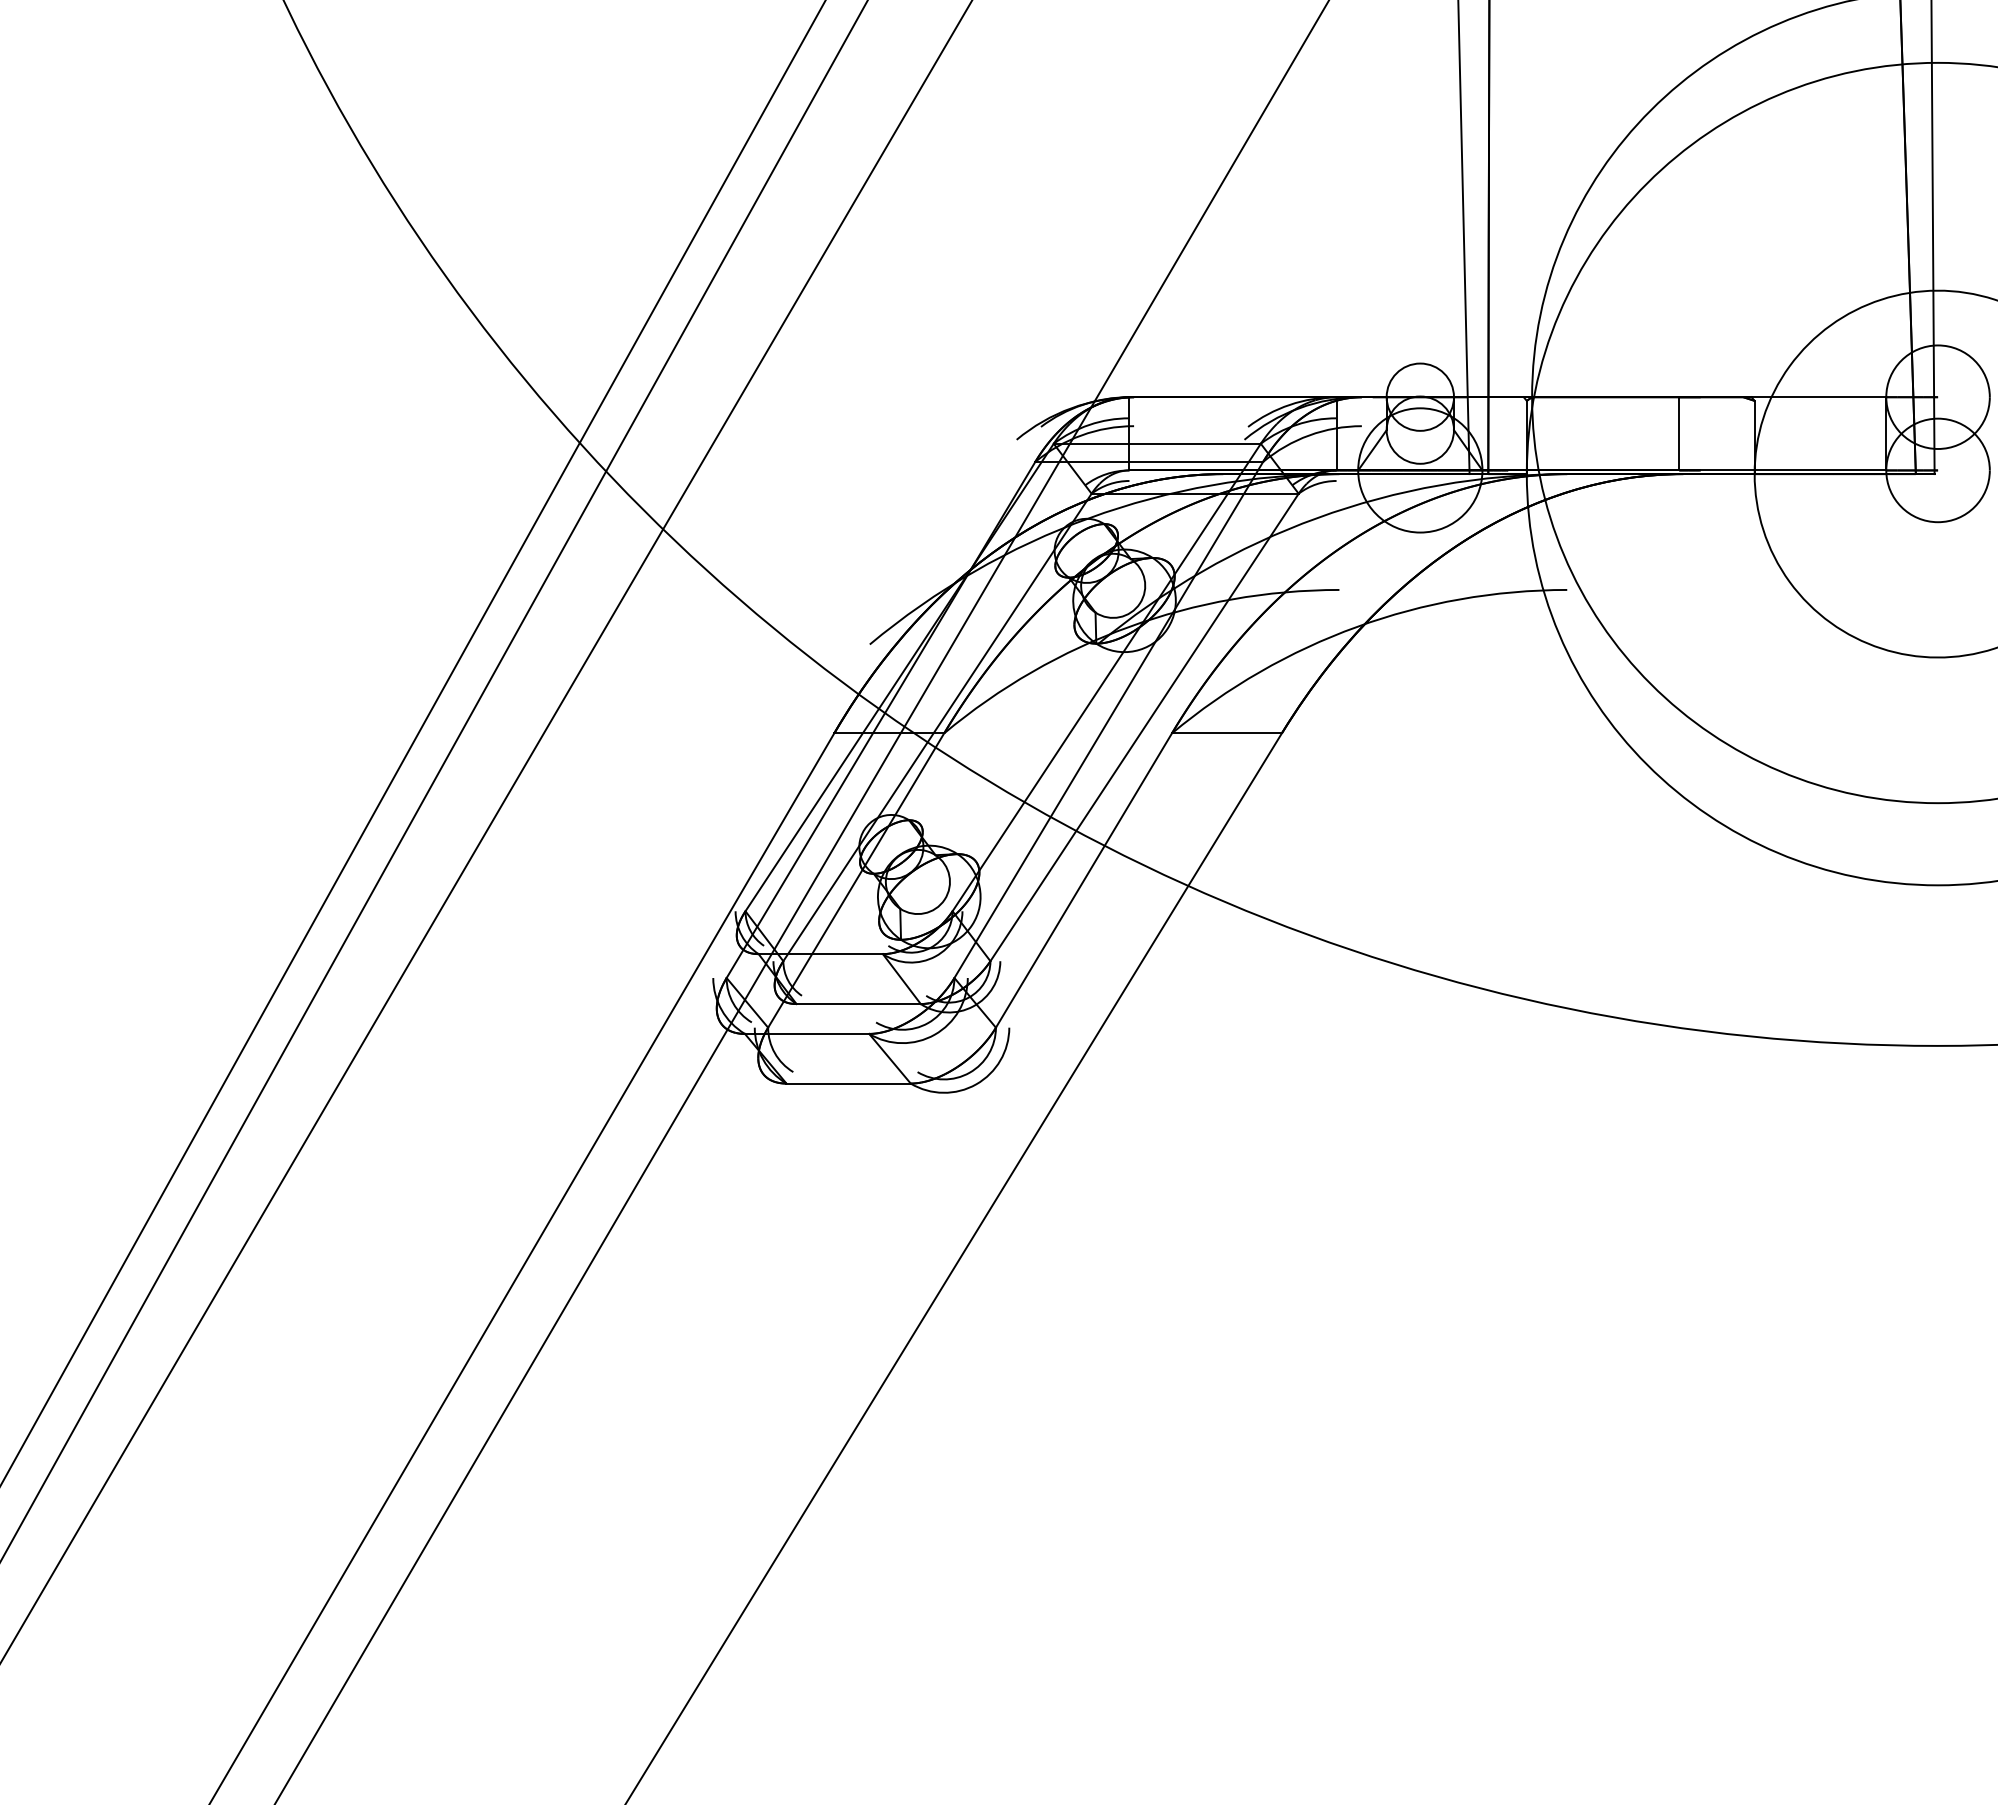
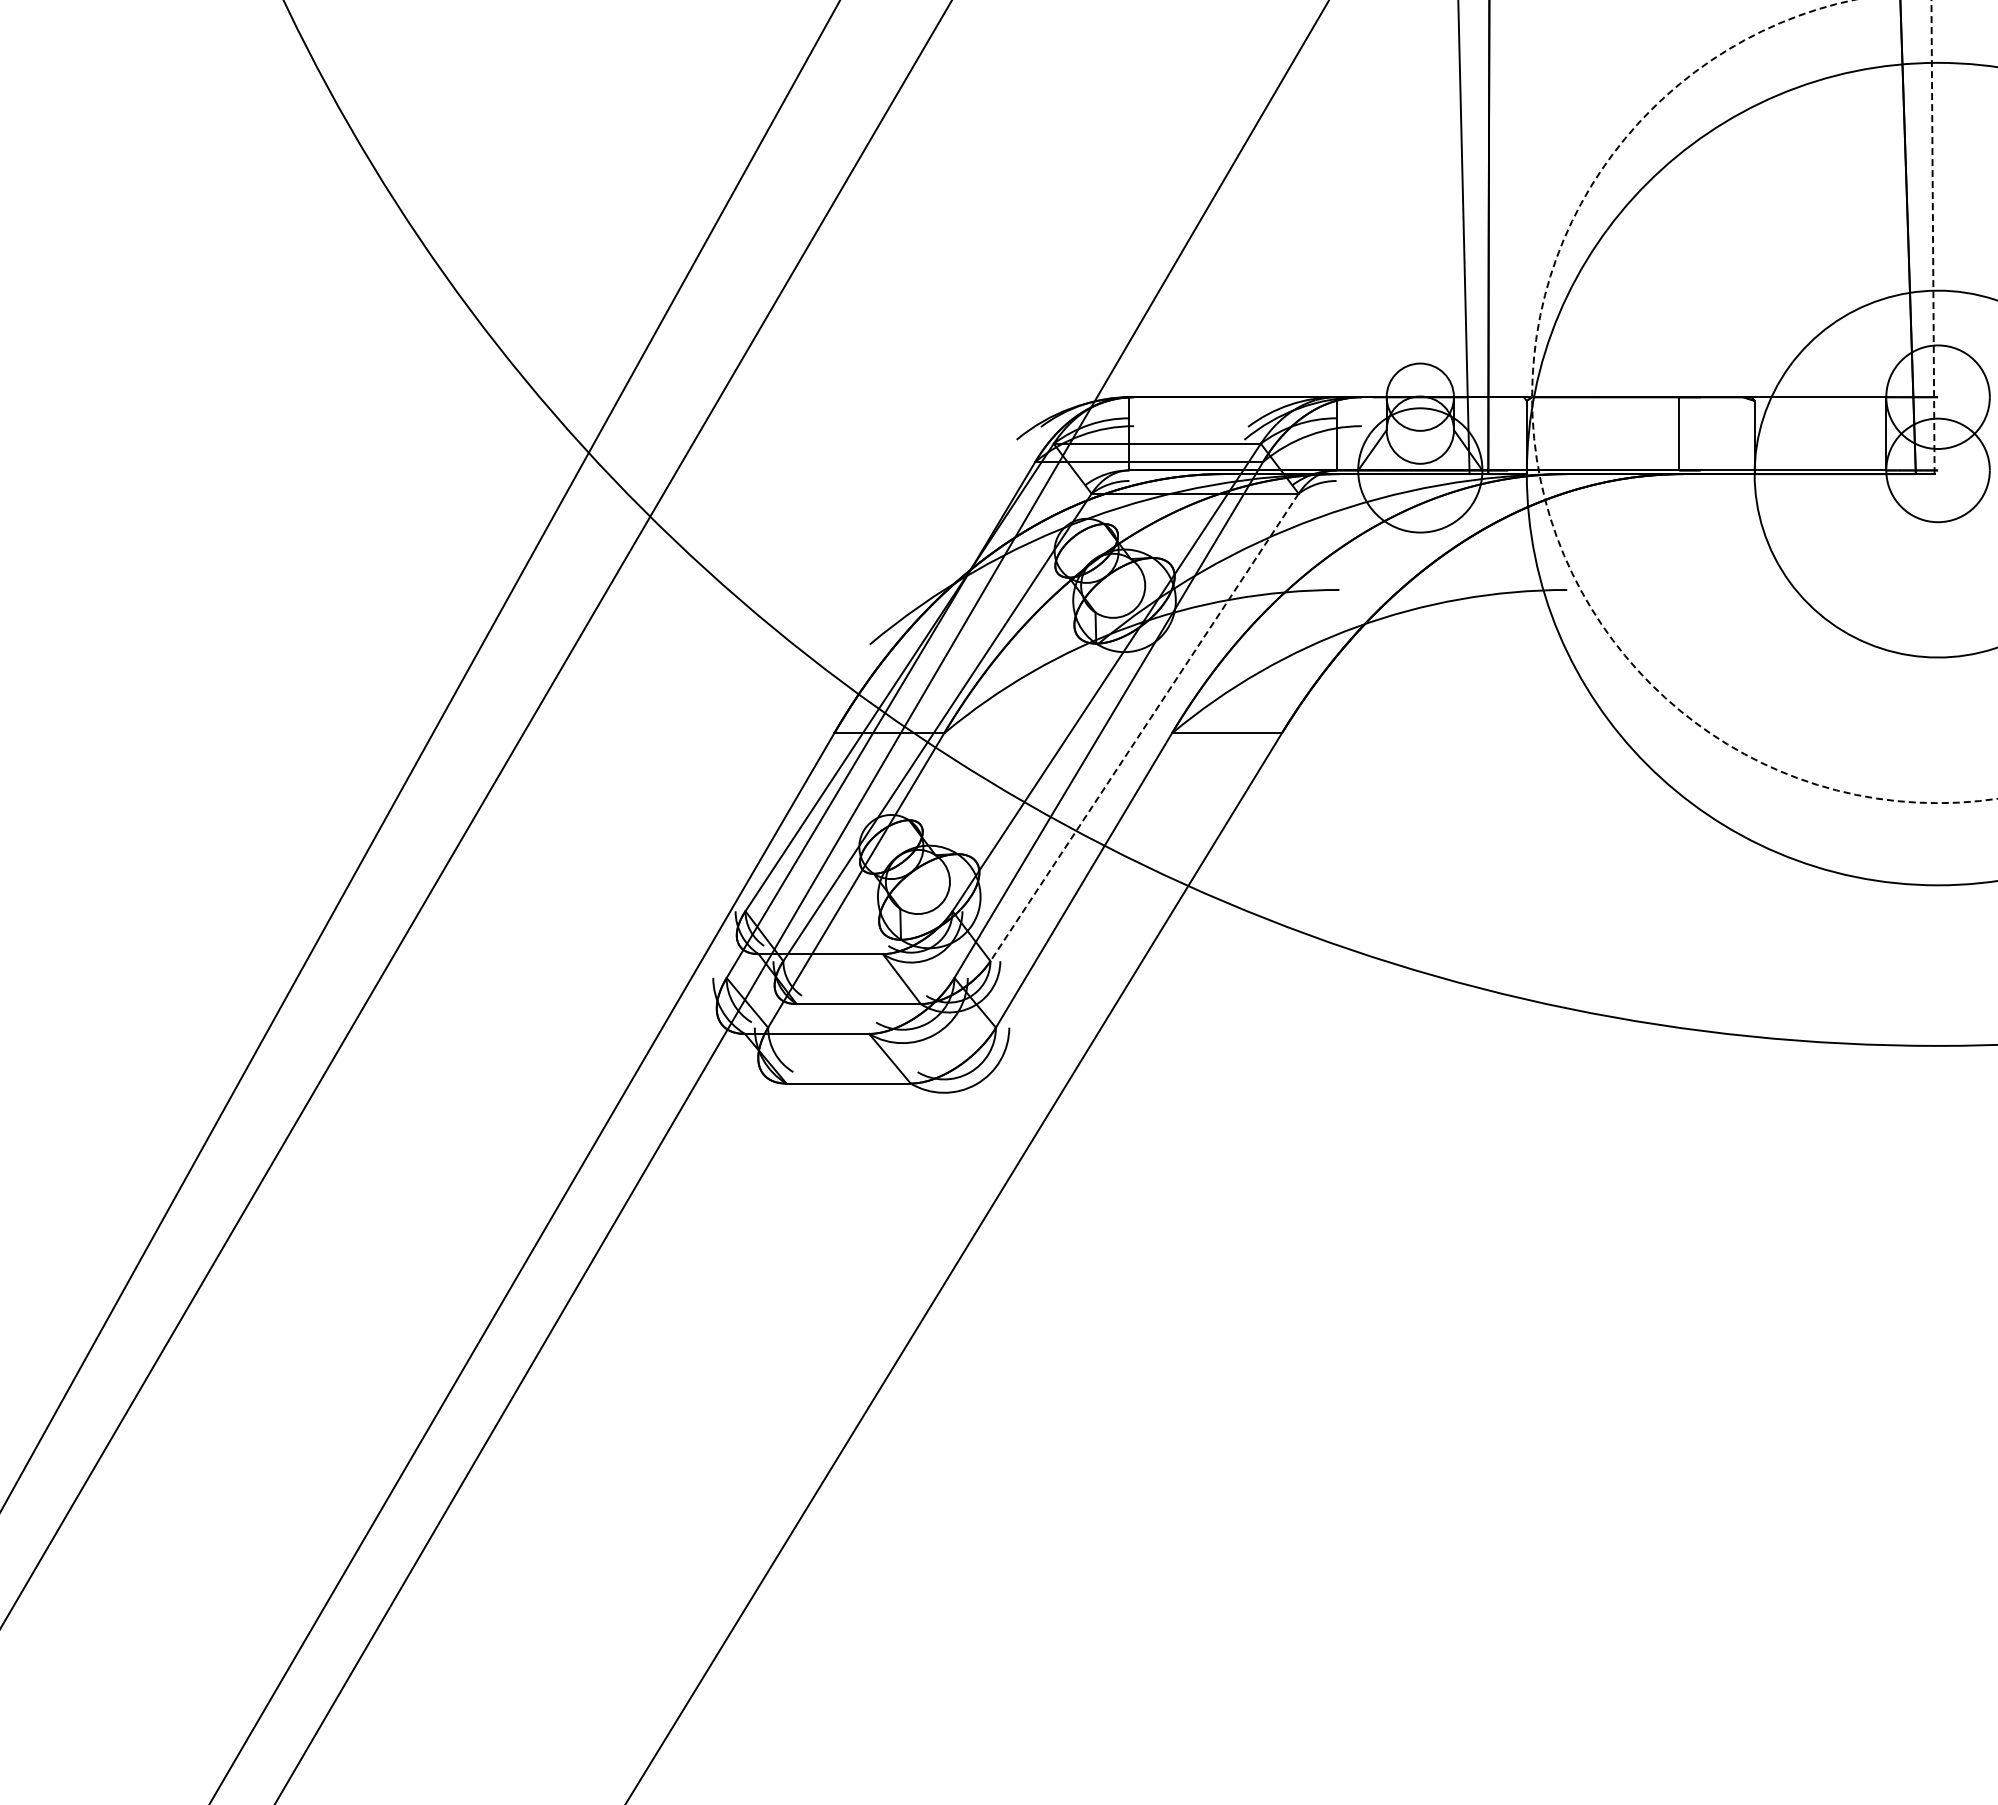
line: solid -> dashed (1933, 237)
arc: solid -> dashed (1538, 469)
line: solid -> dashed (1144, 727)
line: present -> none (413, 742)
line position: (434, 780) -> (420, 755) (420, 755)
line position: (486, 831) -> (476, 813) (476, 813)
